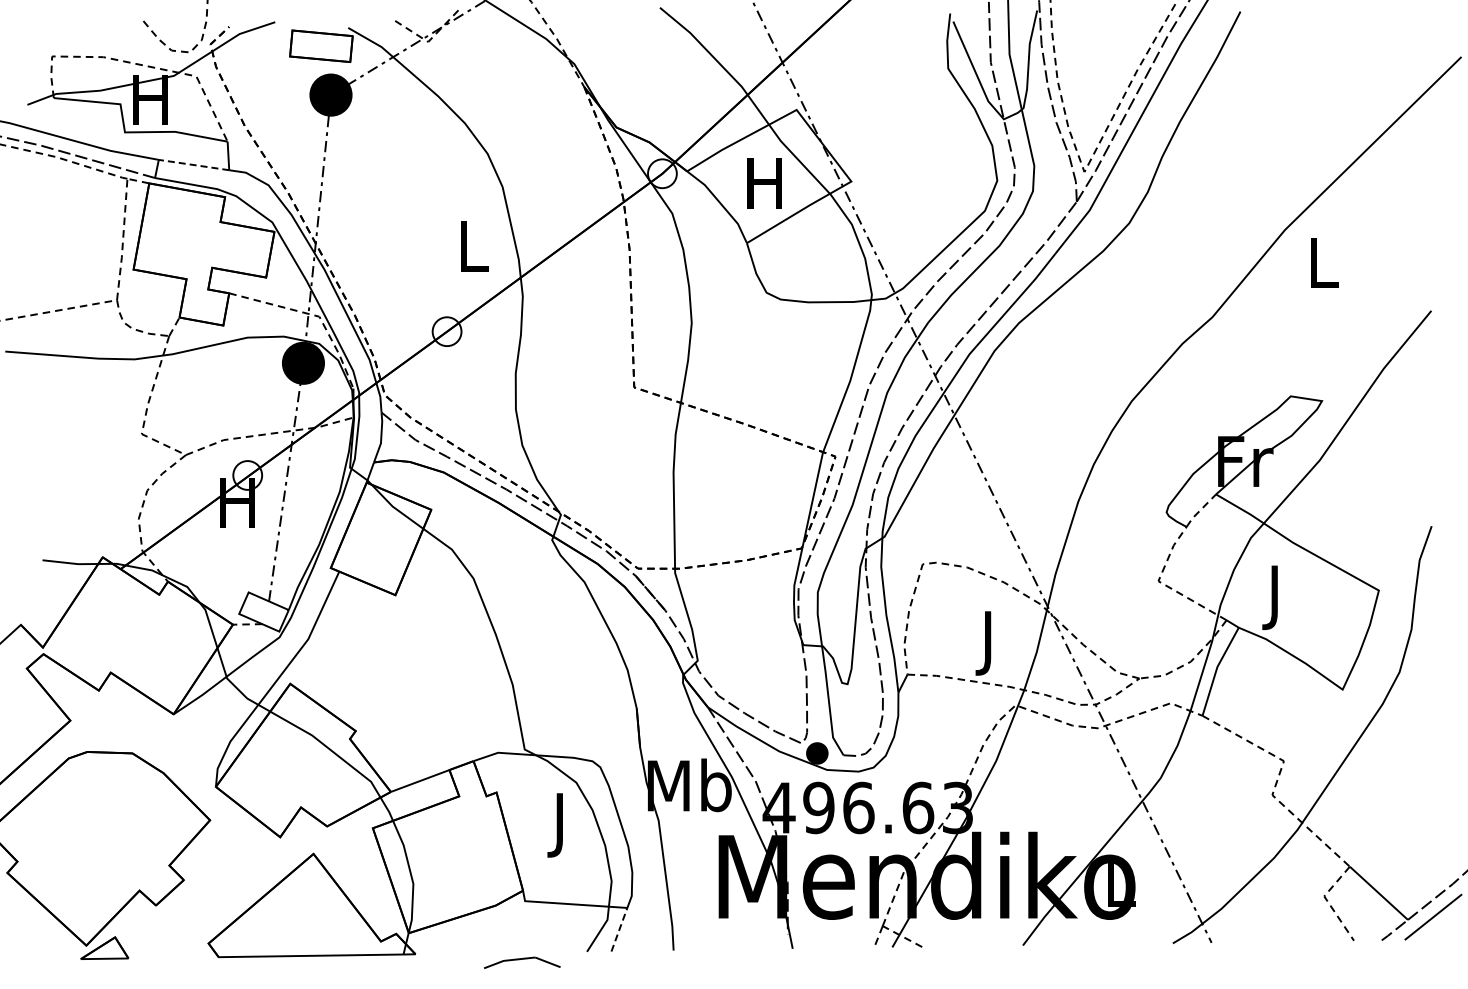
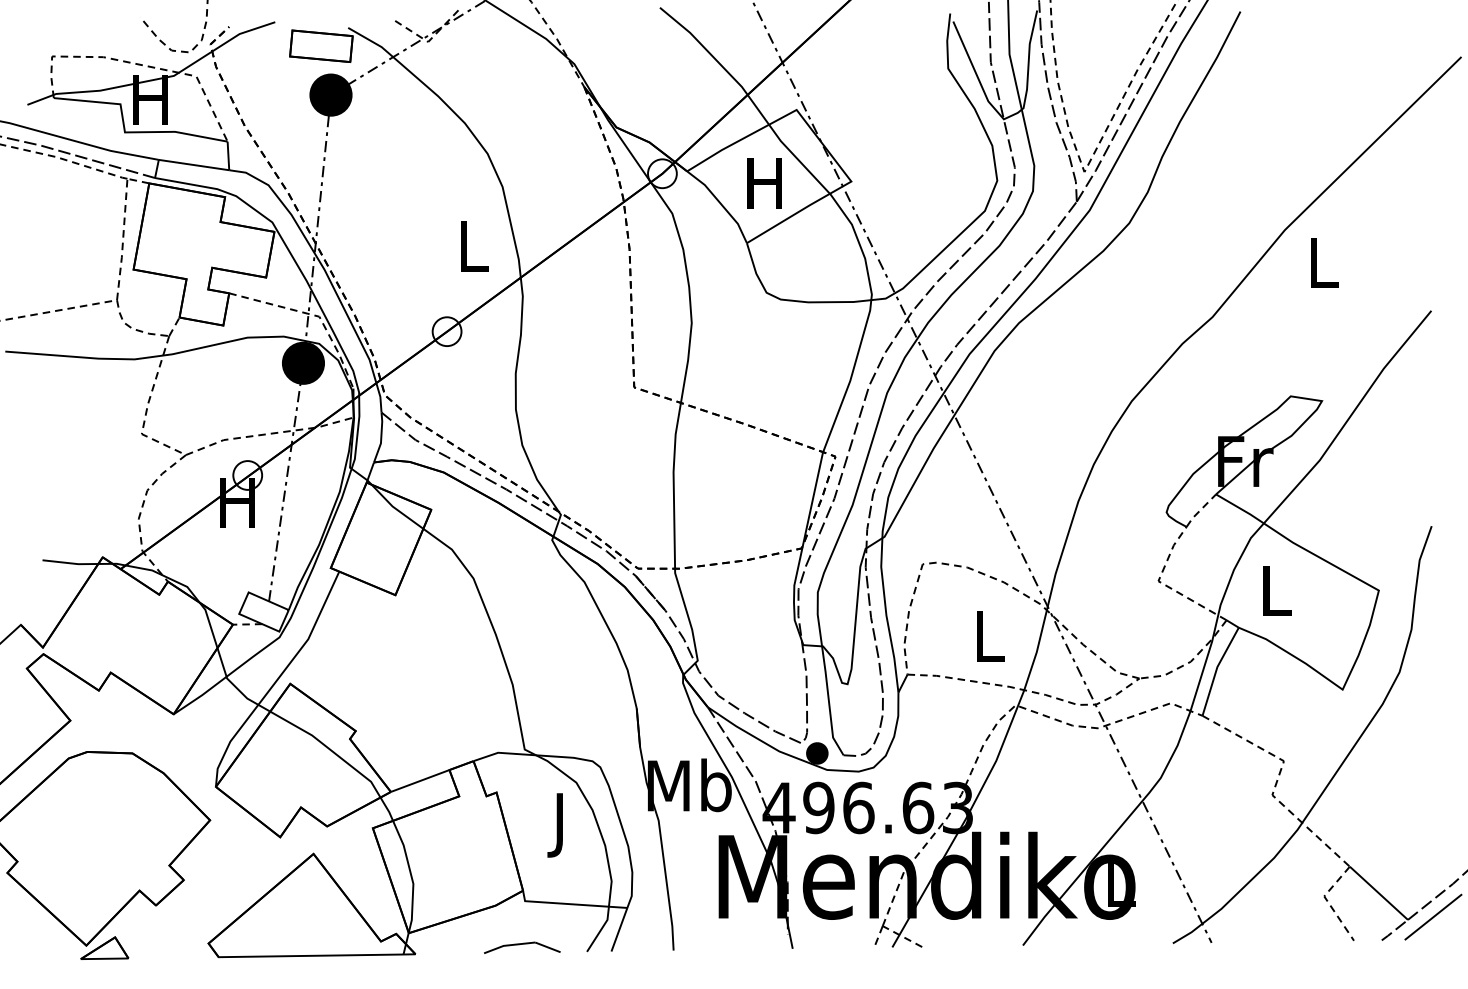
line: dashed -> solid (194, 165)
text: J -> L (1276, 597)
text: J -> L (989, 643)
line: dashed -> solid (619, 929)
part position: (522, 962) -> (522, 947) (522, 947)
